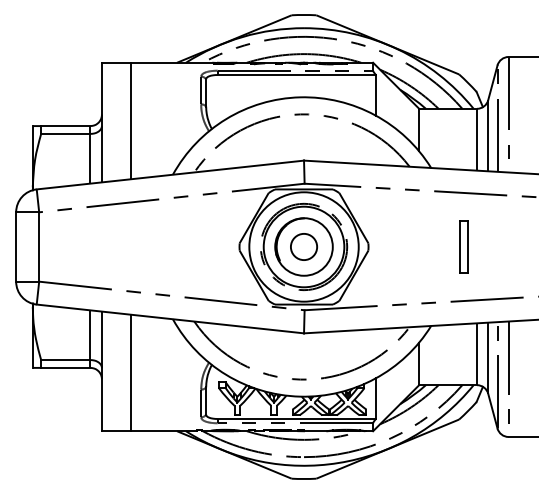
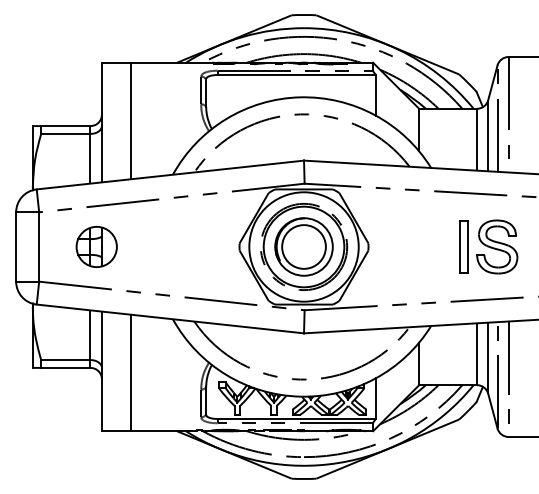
part: none -> present (96, 246)
circle diameter: 26 px -> 44 px (303, 246)
part: none -> present (497, 246)
